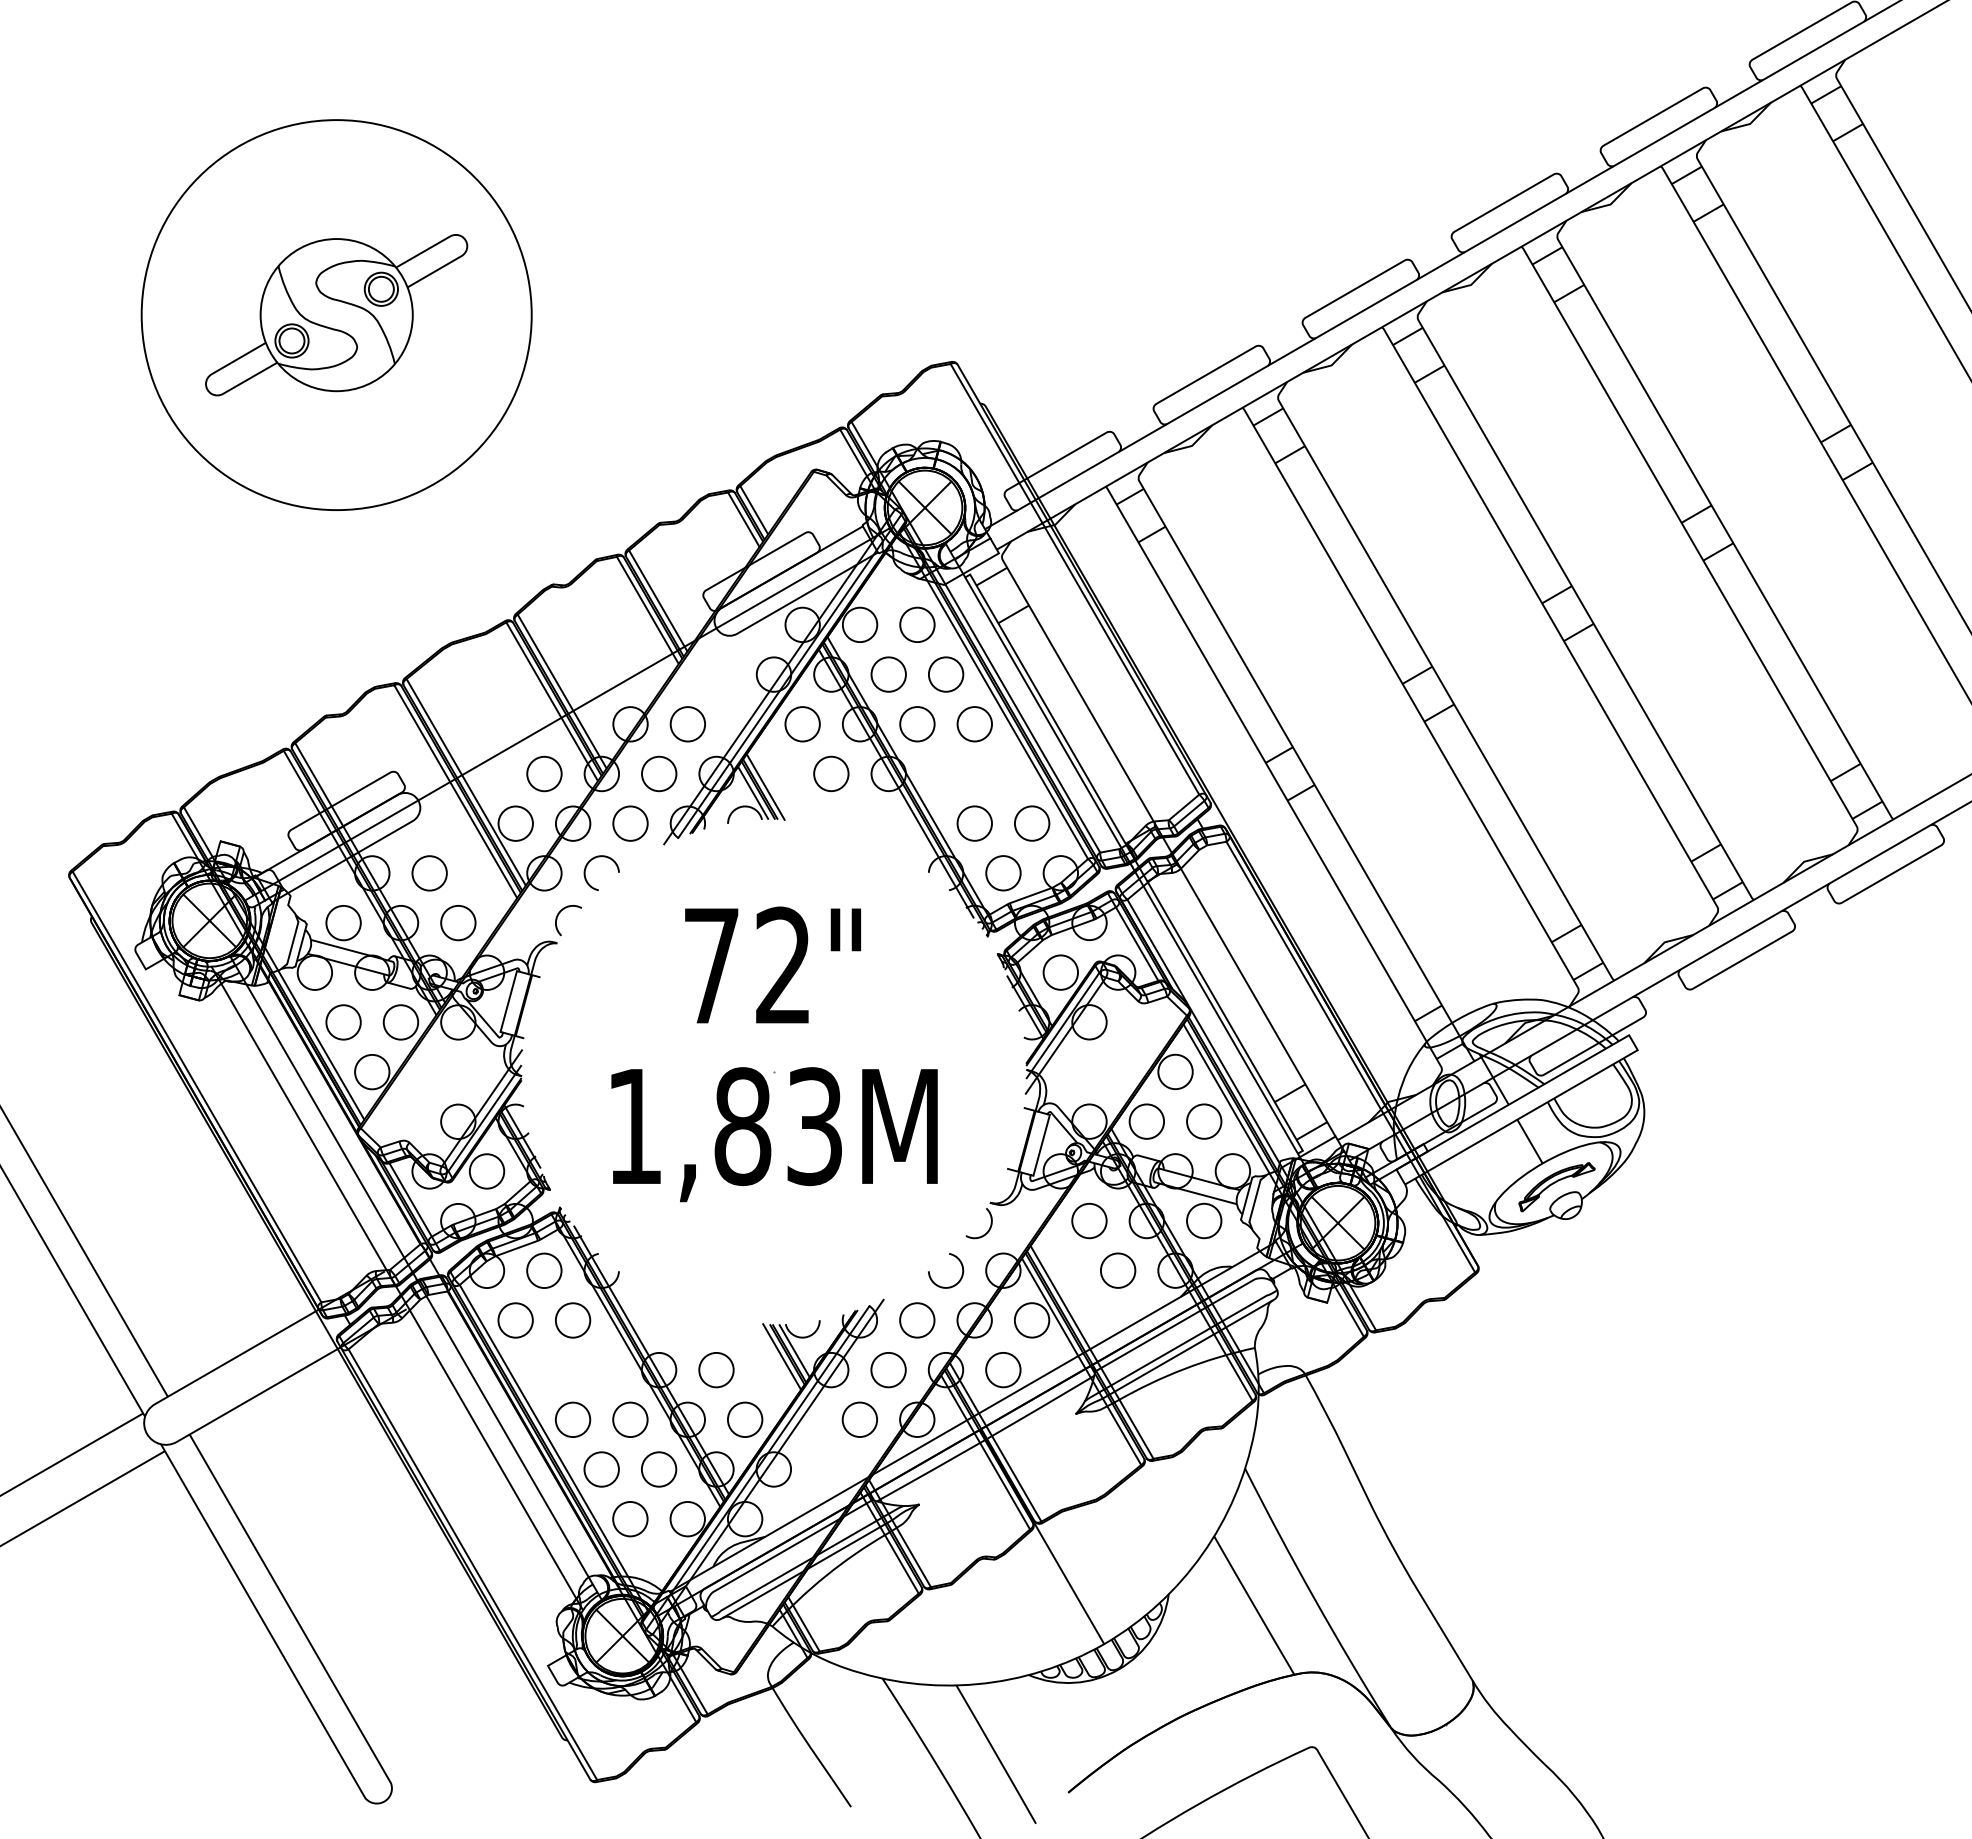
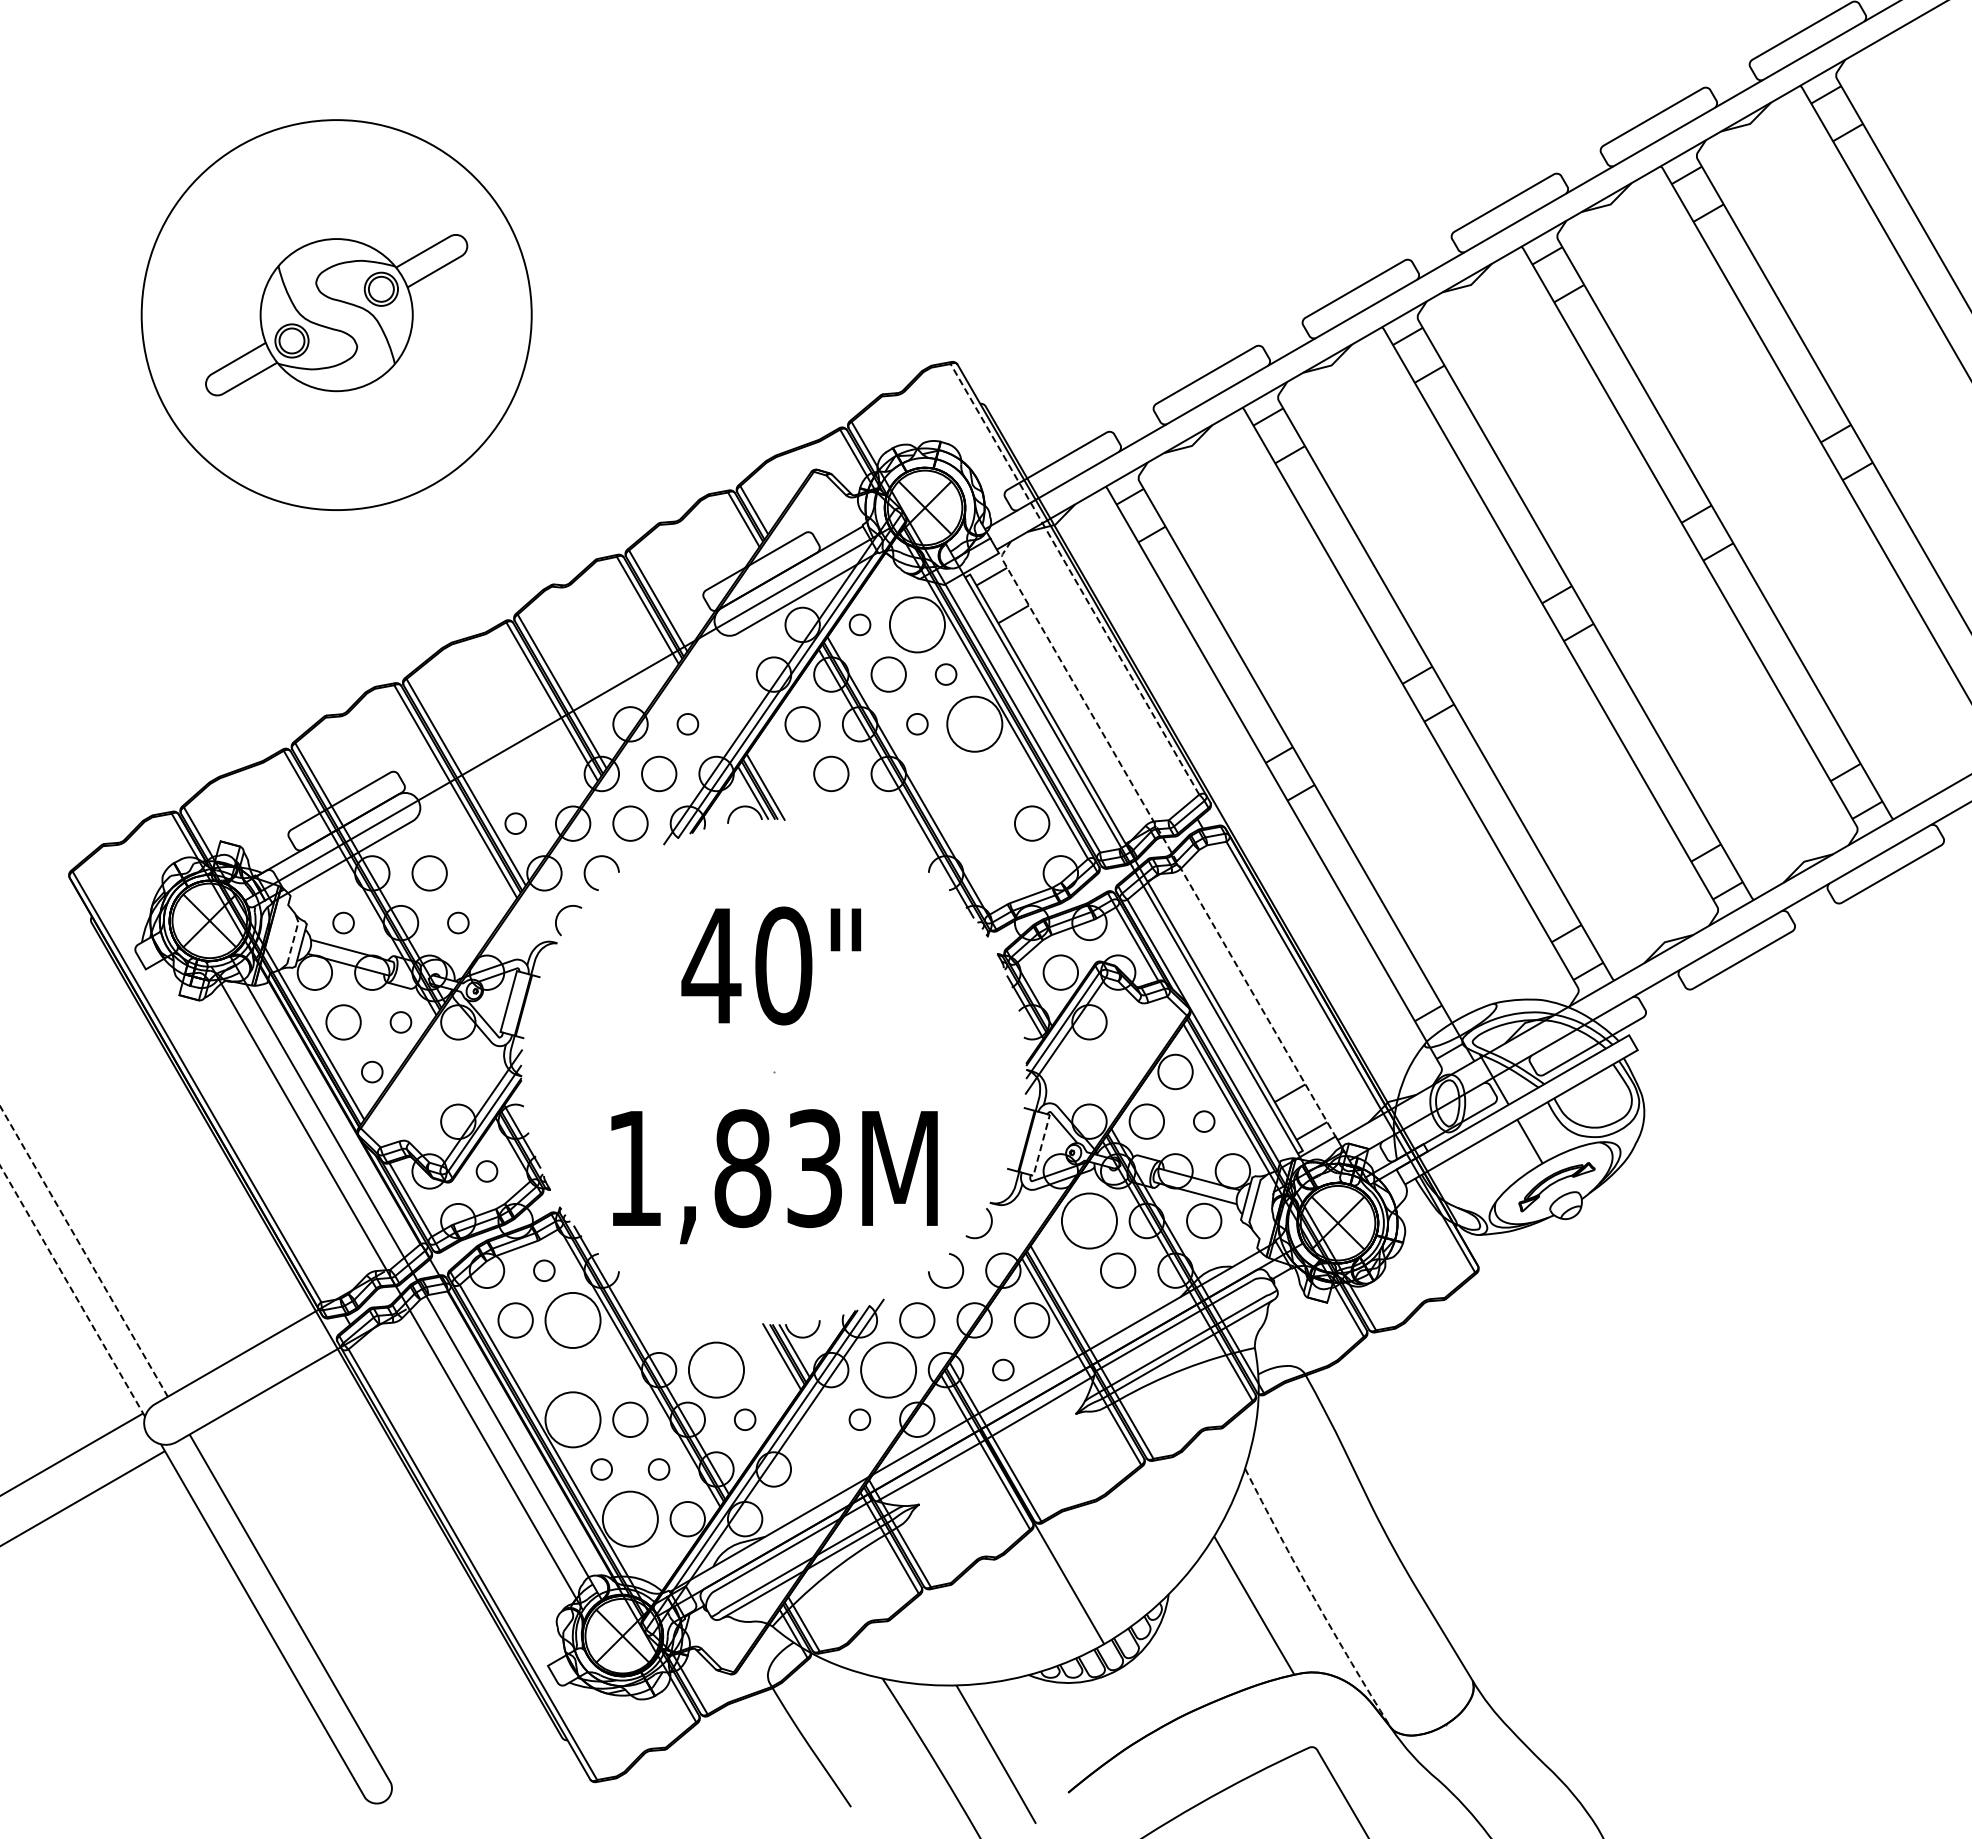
line: solid -> dashed (1074, 579)
circle diameter: 34 px -> 21 px (859, 624)
circle diameter: 34 px -> 55 px (916, 624)
circle diameter: 34 px -> 21 px (945, 674)
circle diameter: 34 px -> 21 px (687, 723)
circle diameter: 34 px -> 21 px (917, 723)
circle diameter: 34 px -> 55 px (974, 723)
circle: present -> none (544, 773)
circle diameter: 34 px -> 21 px (515, 823)
circle: present -> none (974, 823)
line: solid -> dashed (1162, 836)
circle: present -> none (1003, 873)
circle diameter: 34 px -> 21 px (343, 922)
circle diameter: 34 px -> 21 px (458, 922)
line: solid -> dashed (292, 943)
text: 72" -> 40" (746, 965)
circle diameter: 34 px -> 21 px (400, 1022)
circle diameter: 34 px -> 21 px (371, 1071)
circle diameter: 34 px -> 21 px (1203, 1121)
line: solid -> dashed (11, 1125)
text position: (774, 1134) -> (774, 1176) (774, 1176)
line: solid -> dashed (1041, 1145)
circle diameter: 34 px -> 21 px (486, 1171)
circle diameter: 34 px -> 55 px (1089, 1220)
circle diameter: 34 px -> 21 px (544, 1270)
circle diameter: 34 px -> 55 px (572, 1320)
circle diameter: 34 px -> 55 px (716, 1369)
circle diameter: 34 px -> 55 px (888, 1369)
circle diameter: 34 px -> 21 px (1003, 1369)
circle diameter: 34 px -> 55 px (572, 1419)
circle diameter: 34 px -> 21 px (744, 1419)
circle diameter: 34 px -> 21 px (859, 1419)
circle diameter: 34 px -> 21 px (601, 1469)
circle diameter: 34 px -> 21 px (658, 1469)
circle diameter: 34 px -> 55 px (629, 1518)
line: solid -> dashed (1314, 1599)
